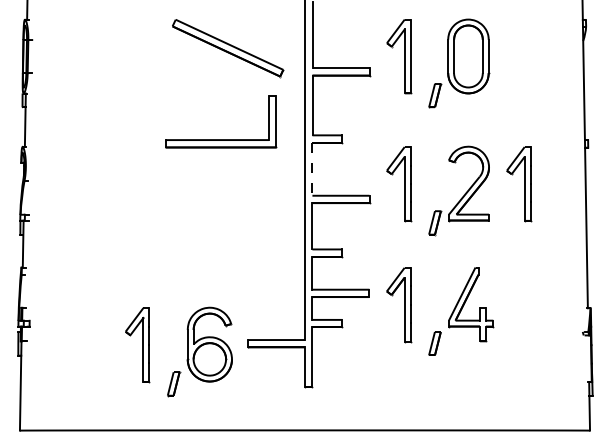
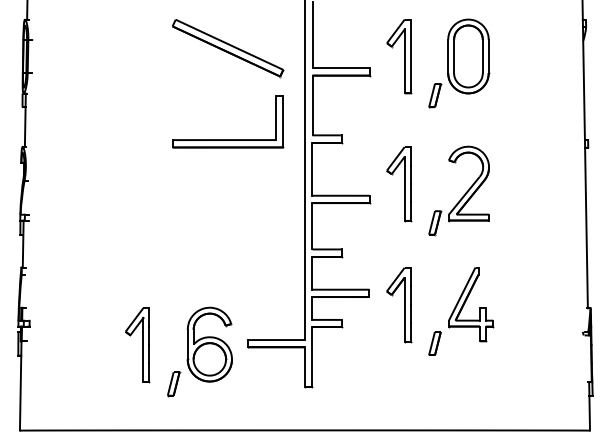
part position: (221, 139) -> (228, 139) (228, 139)
line: dashed -> solid (312, 169)
part: present -> none (519, 184)
